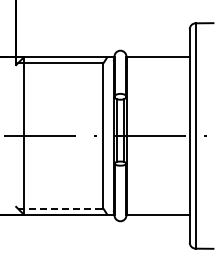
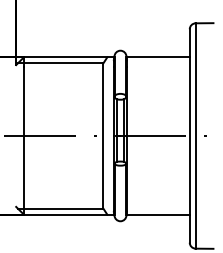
line: dashed -> solid (60, 208)
